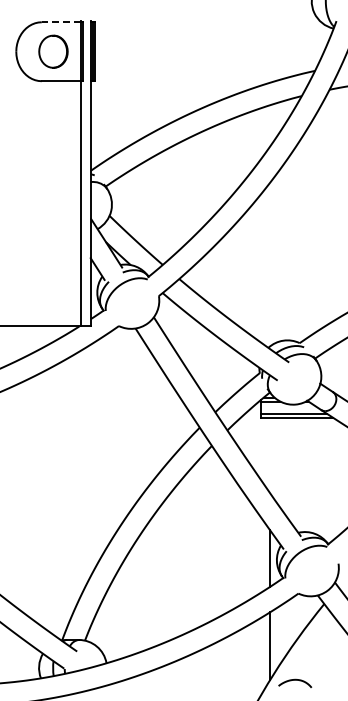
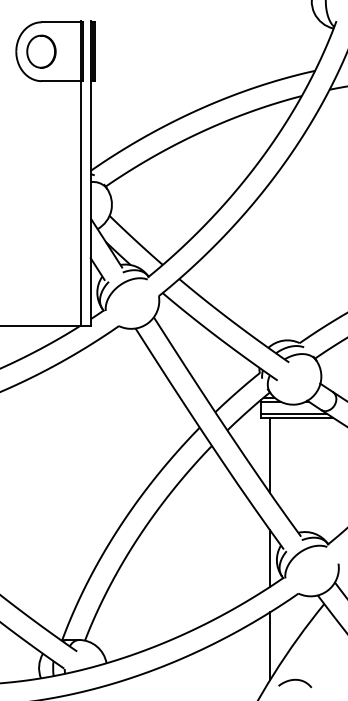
line: dashed -> solid (61, 22)
part position: (53, 51) -> (41, 51) (41, 51)
line: none -> present (270, 455)
